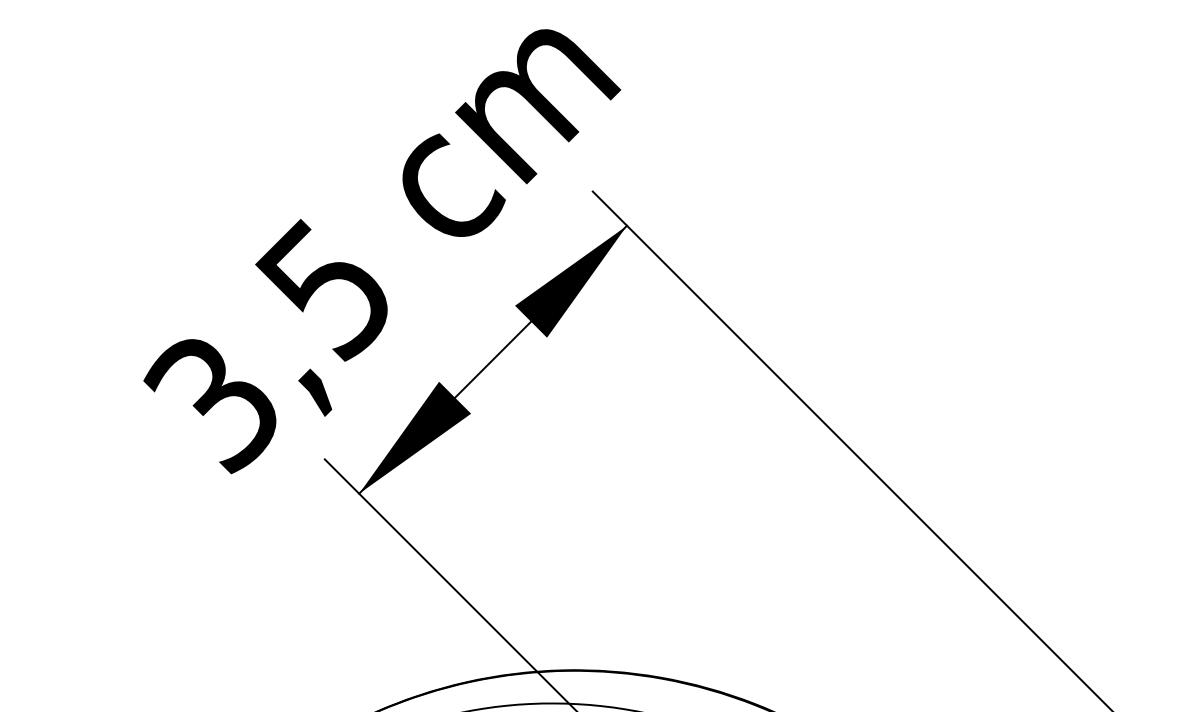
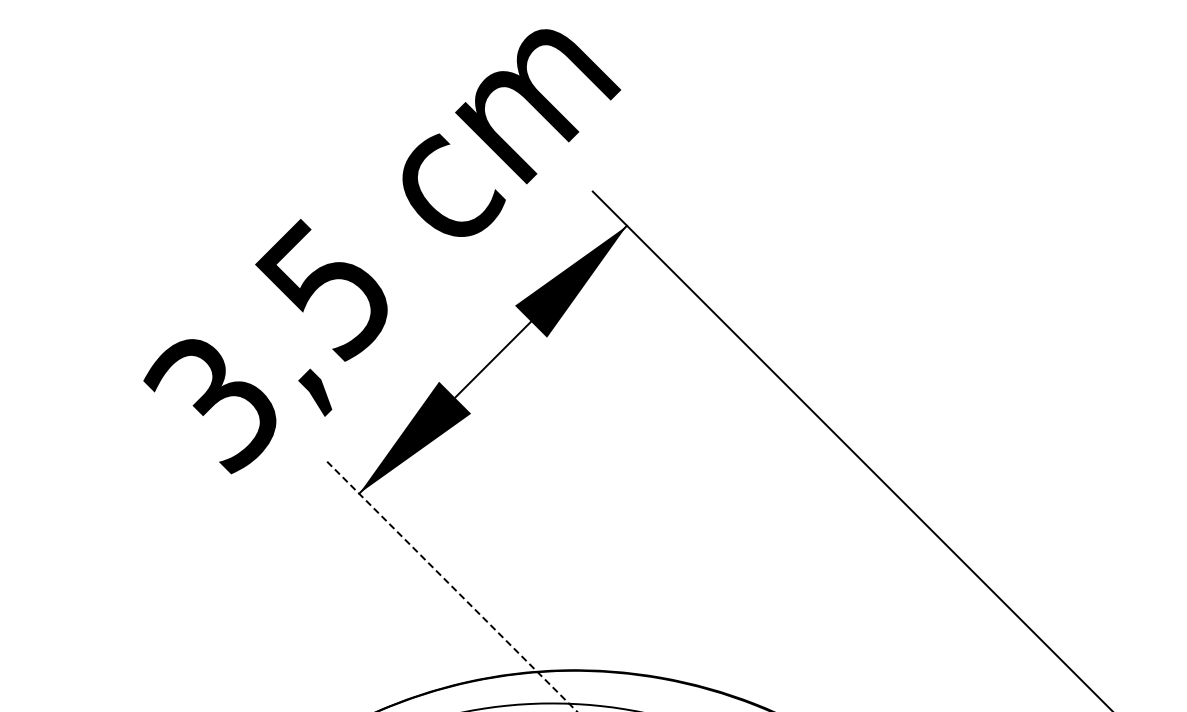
line: solid -> dashed (450, 585)
